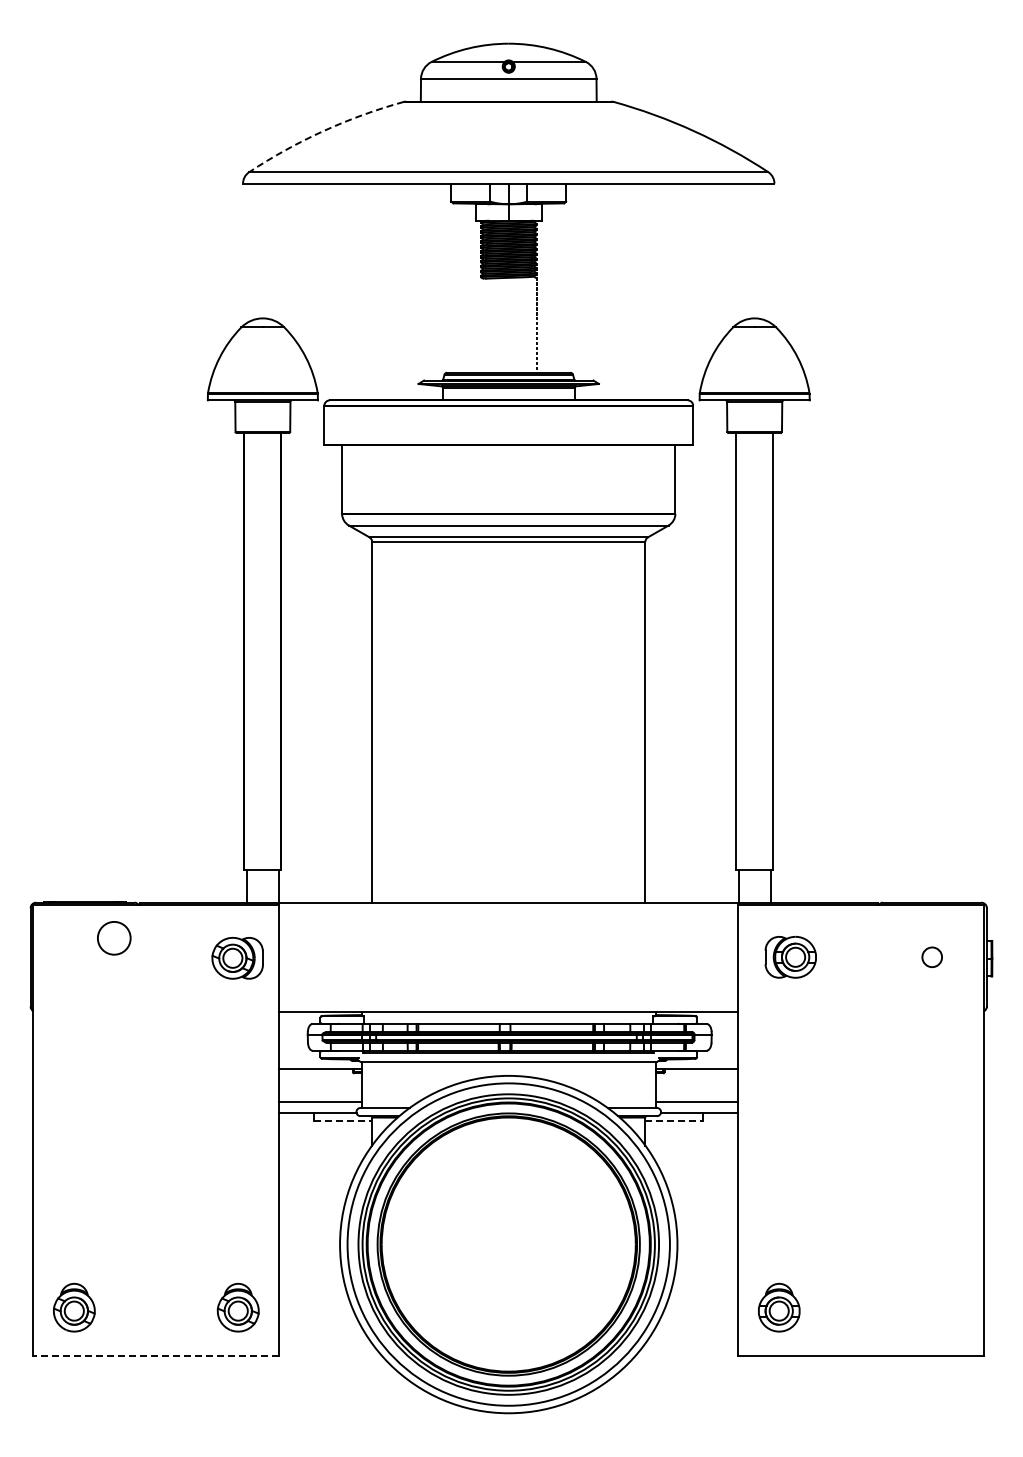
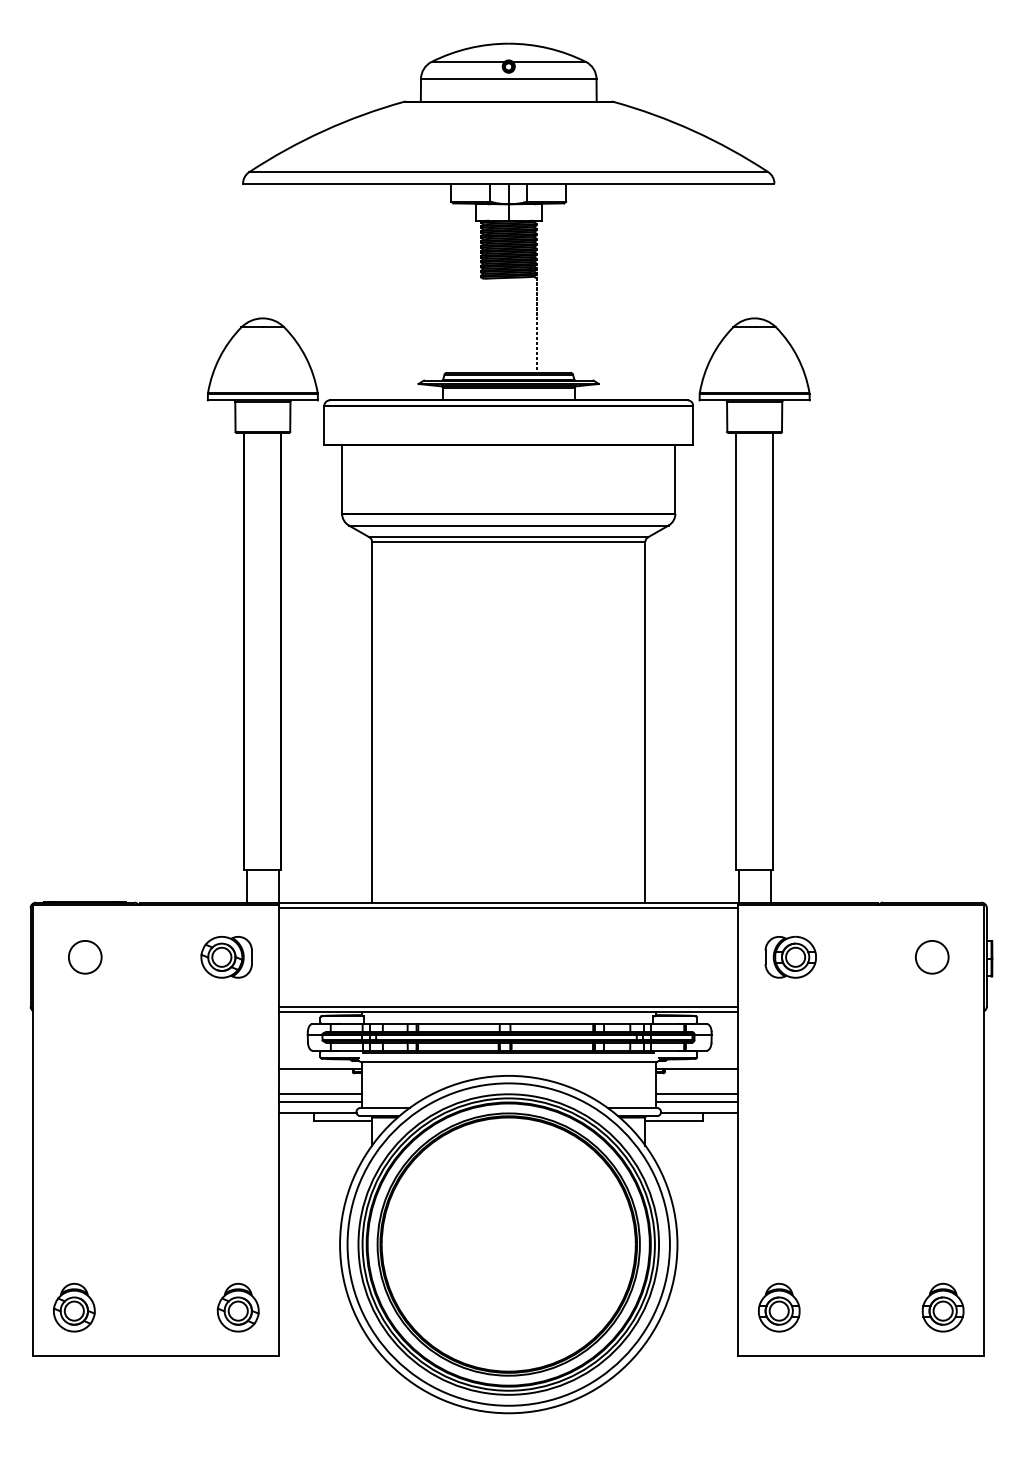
arc: dashed -> solid (323, 131)
line: none -> present (508, 908)
circle position: (114, 938) -> (85, 957) (85, 957)
part position: (237, 957) -> (226, 956) (226, 956)
circle diameter: 20 px -> 33 px (931, 956)
line: none -> present (508, 1006)
line: none -> present (320, 1093)
line: none -> present (696, 1093)
line: dashed -> solid (343, 1121)
line: dashed -> solid (674, 1121)
part: none -> present (942, 1307)
line: dashed -> solid (156, 1356)
